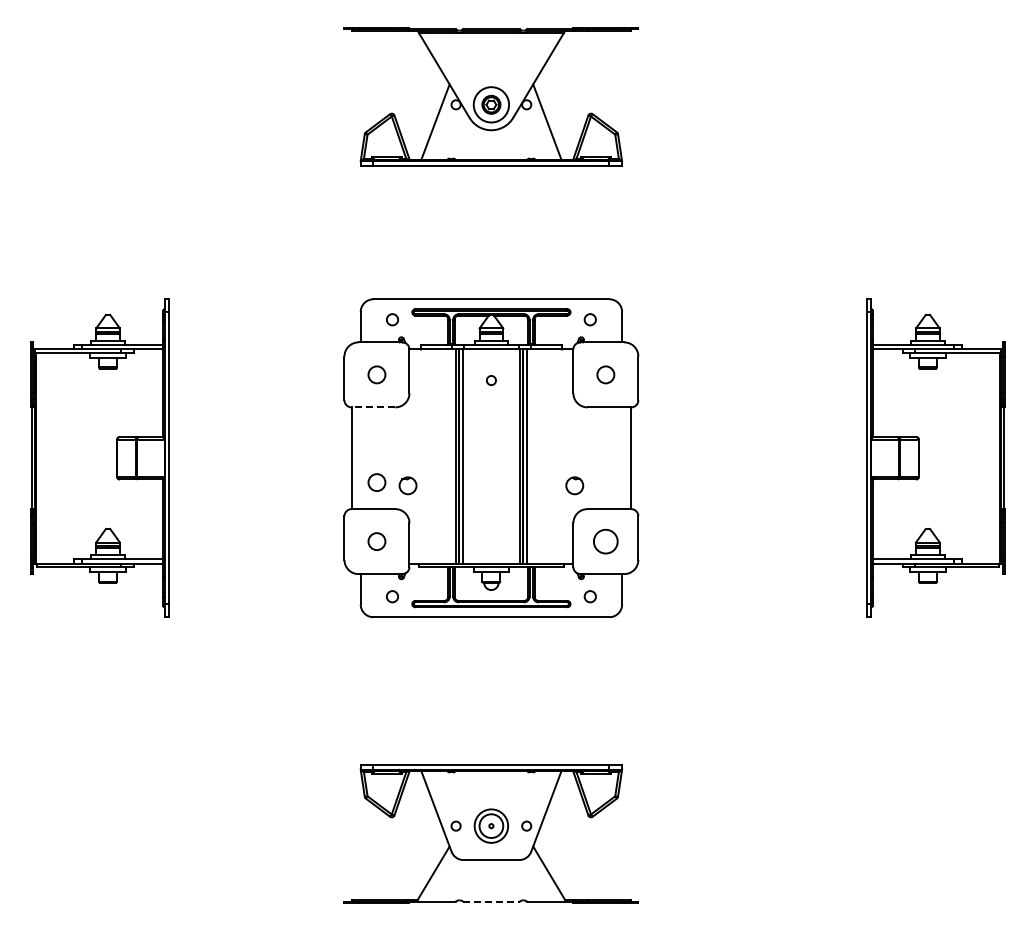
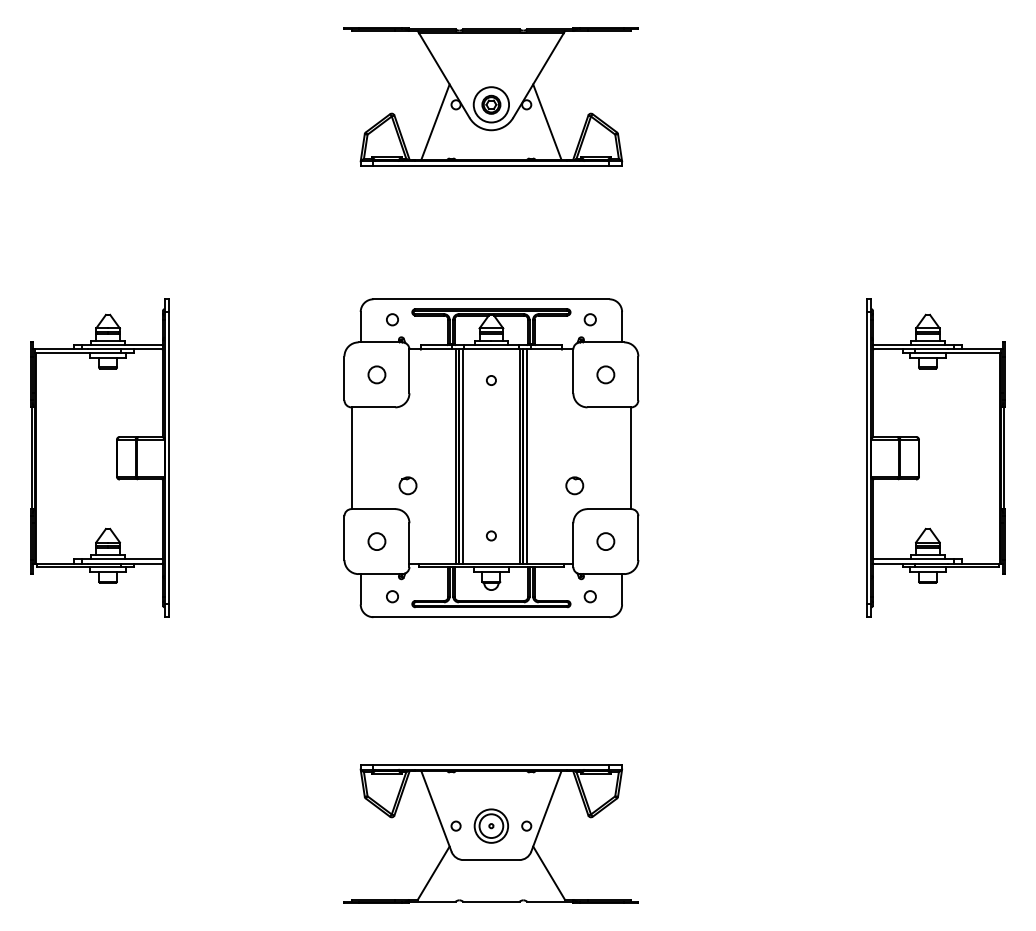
line: dashed -> solid (373, 407)
circle: present -> none (376, 482)
circle: none -> present (491, 535)
circle size: 26x27 px -> 20x19 px (605, 541)
line: dashed -> solid (491, 901)
